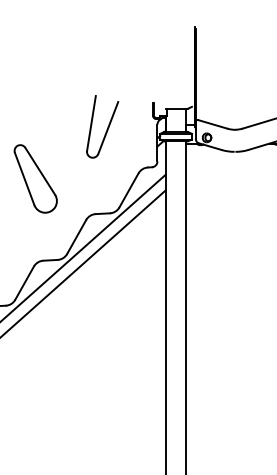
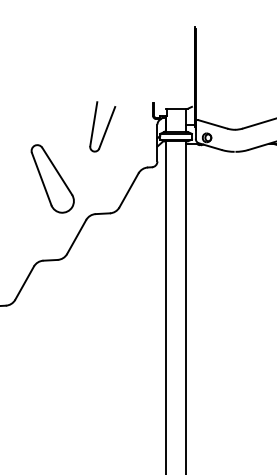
part size: 34x64 px -> 28x52 px (102, 126)
part position: (35, 178) -> (52, 178) (52, 178)
line: present -> none (83, 247)
line: present -> none (83, 263)
